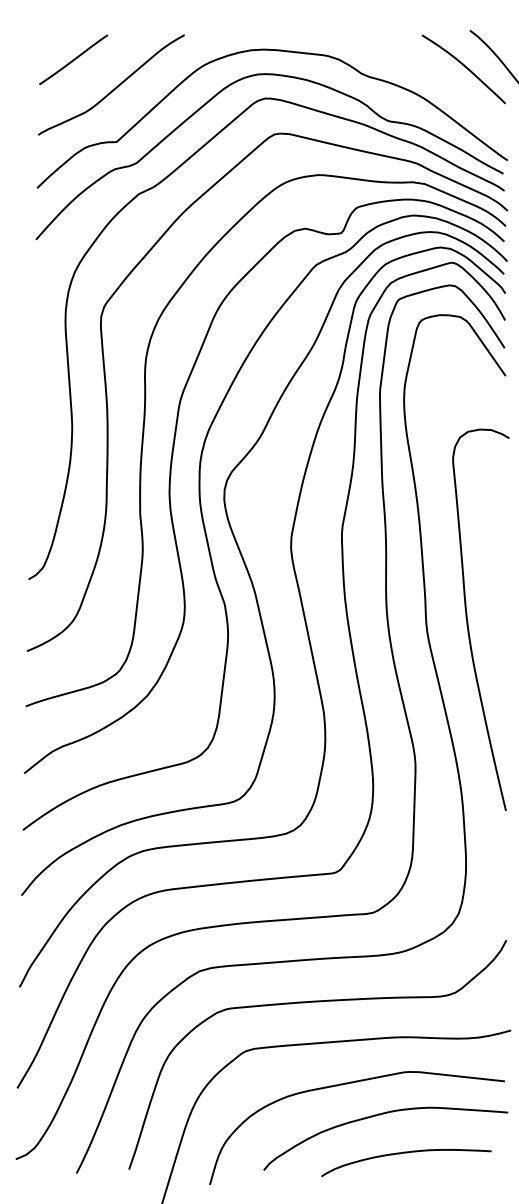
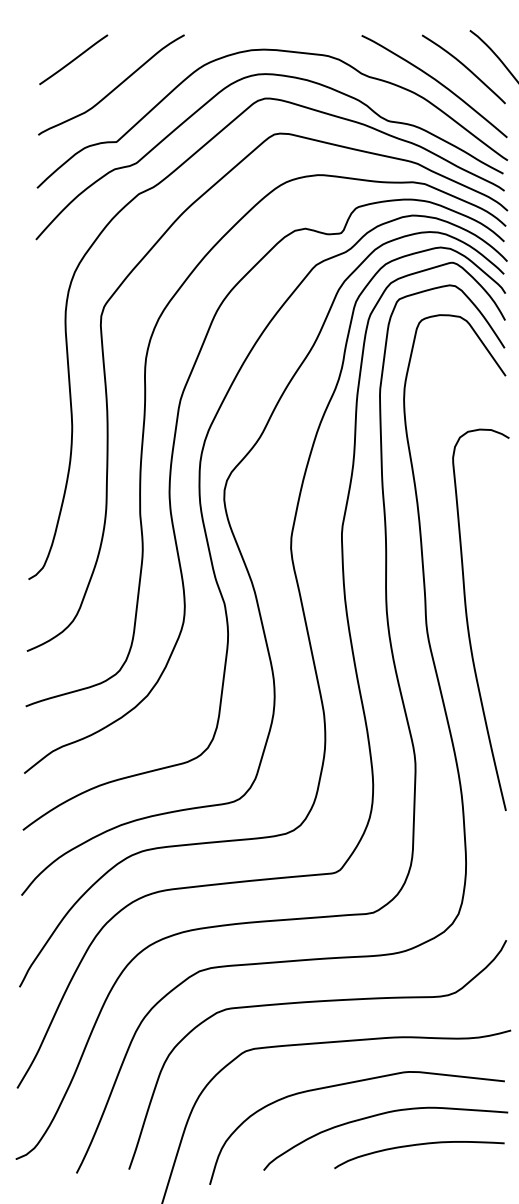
curve: none -> present (437, 82)
curve position: (406, 1153) -> (419, 1145) (419, 1145)
